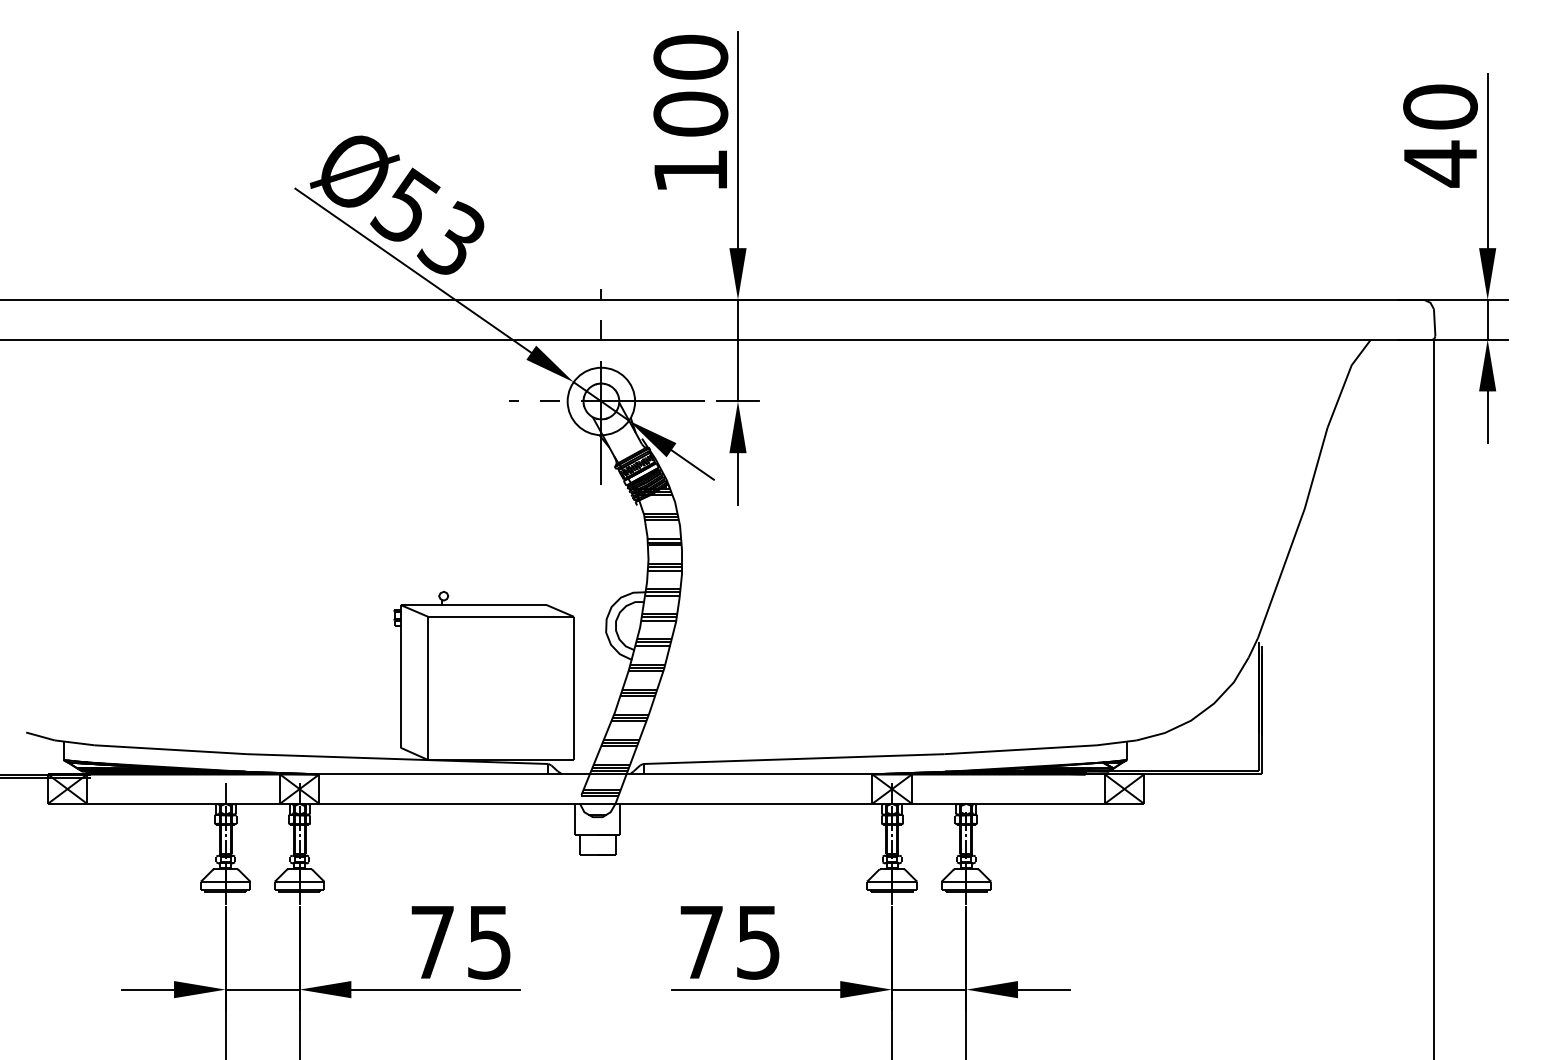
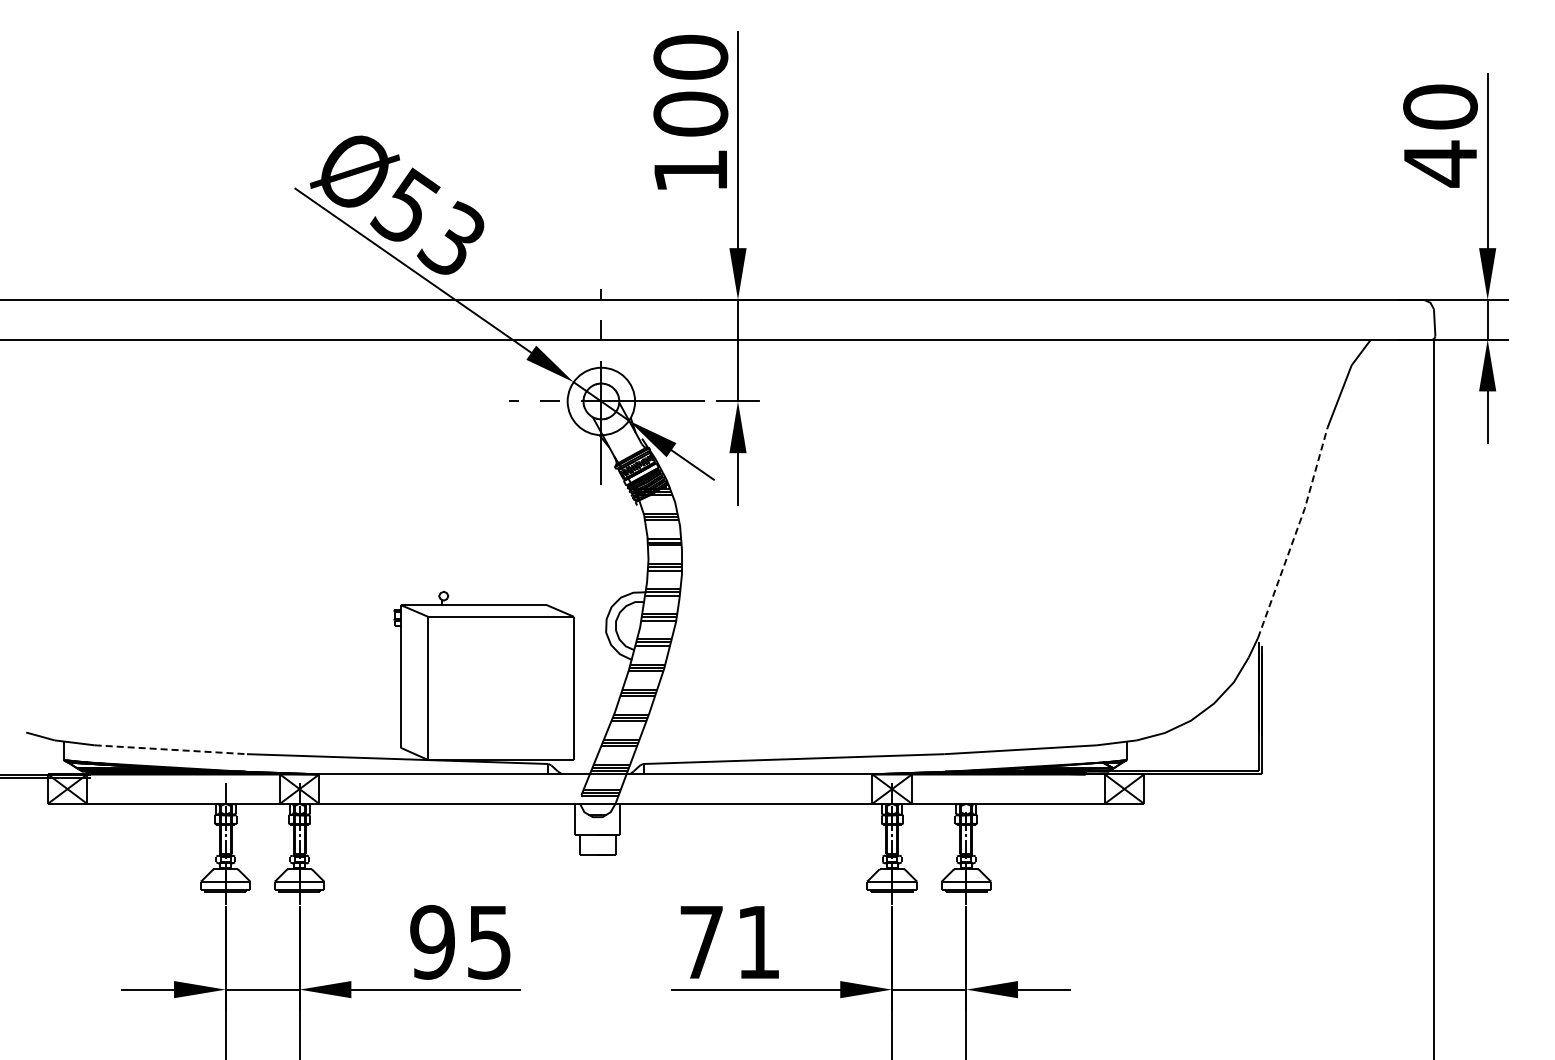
line: solid -> dashed (1296, 532)
line: solid -> dashed (171, 749)
text: 75 -> 95 (432, 942)
text: 75 -> 71 (758, 942)
